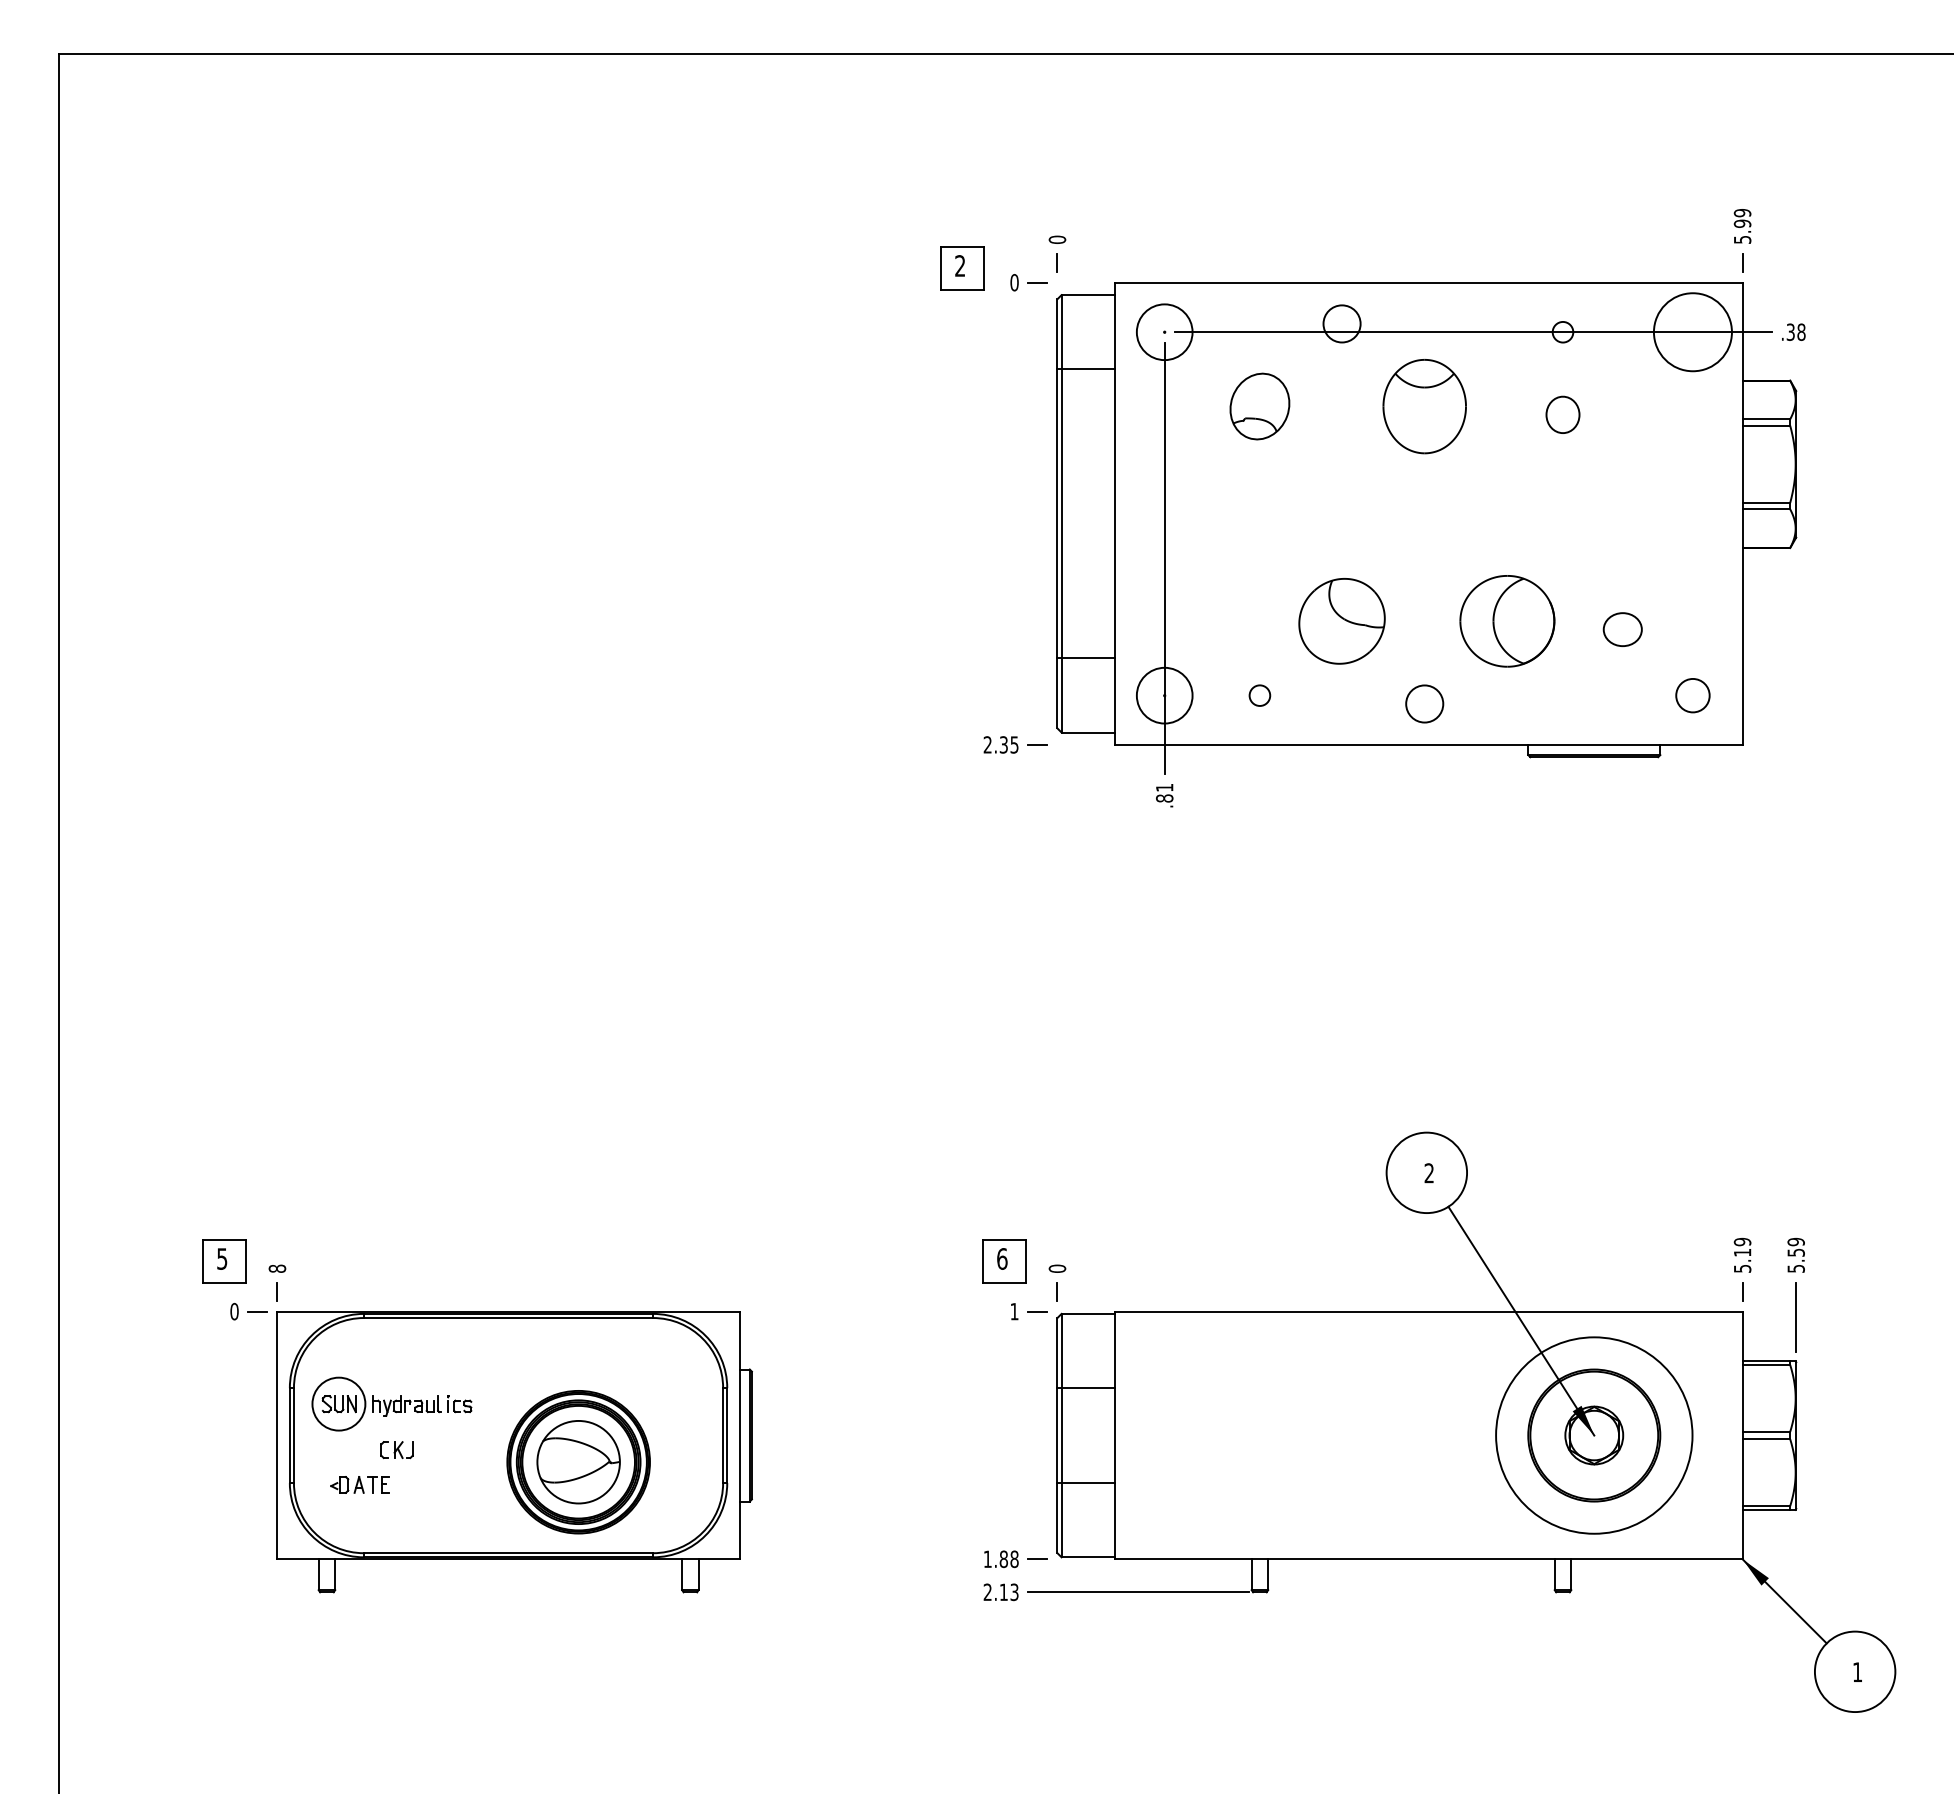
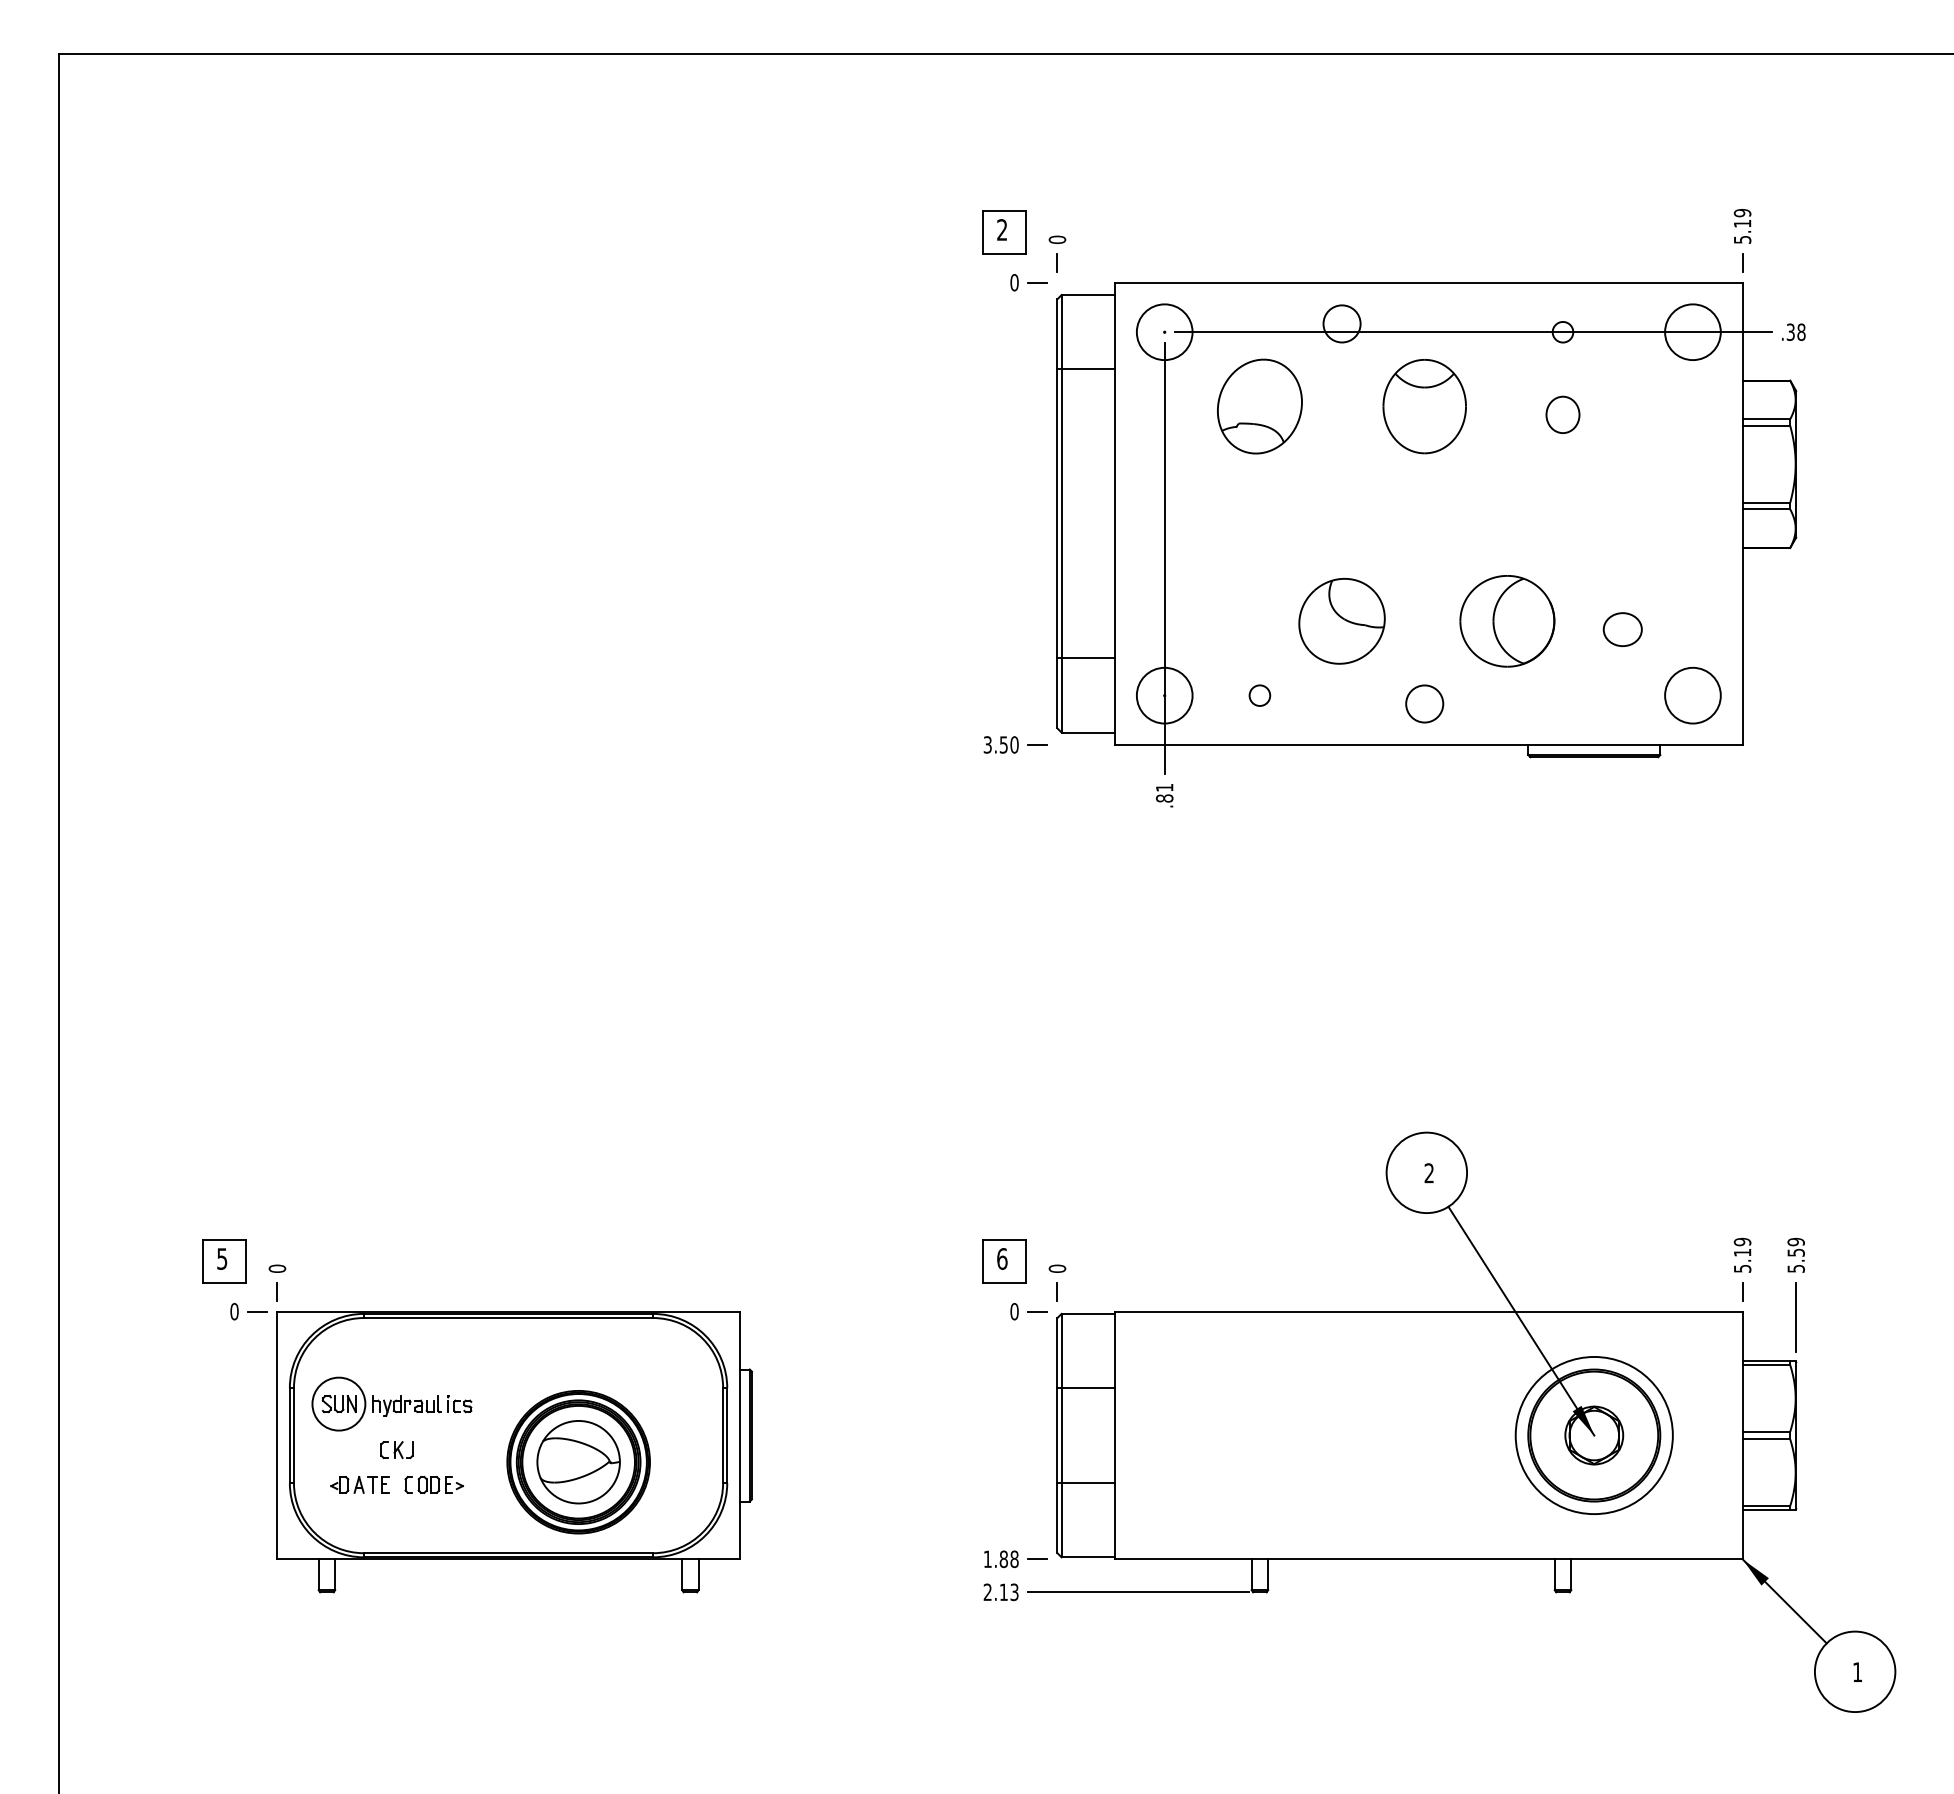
text: 5.99 -> 5.19 (1742, 223)
part position: (962, 268) -> (1004, 232) (1004, 232)
circle diameter: 78 px -> 56 px (1692, 332)
part size: 62x69 px -> 86x97 px (1259, 406)
circle diameter: 33 px -> 56 px (1692, 695)
text: 2.35 -> 3.50 (1000, 744)
text: 8 -> 0 (277, 1268)
text: 1 -> 0 (1014, 1311)
circle diameter: 196 px -> 157 px (1593, 1435)
part: none -> present (433, 1484)
